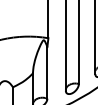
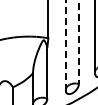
line: solid -> dashed (78, 42)
line: solid -> dashed (65, 44)
